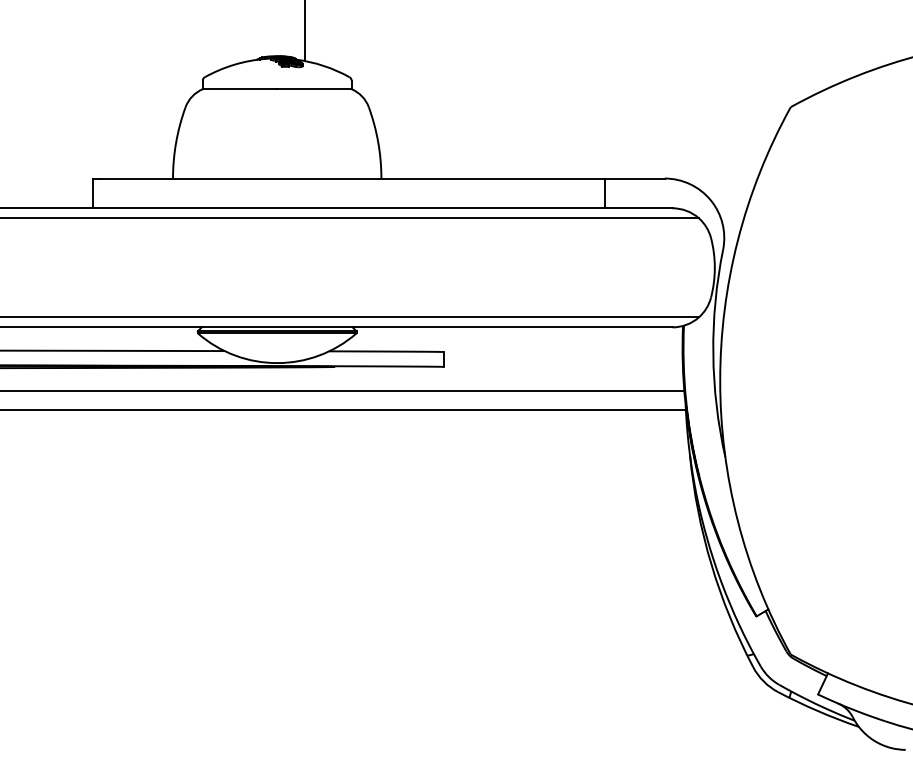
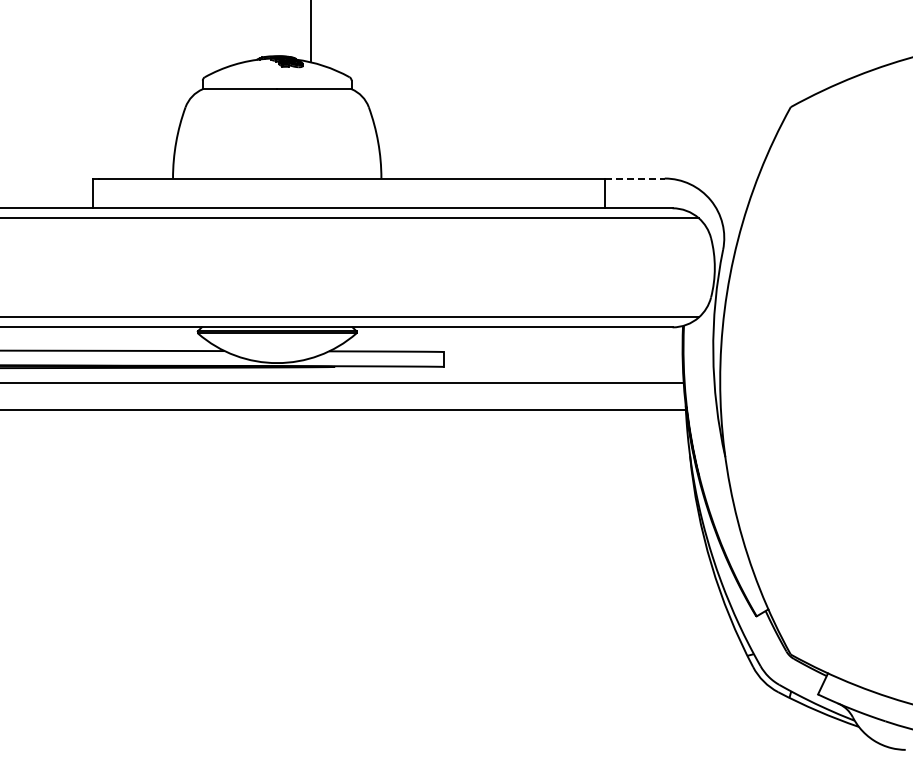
line position: (304, 31) -> (310, 31) (310, 31)
line: solid -> dashed (634, 178)
line position: (343, 390) -> (343, 382) (343, 382)
